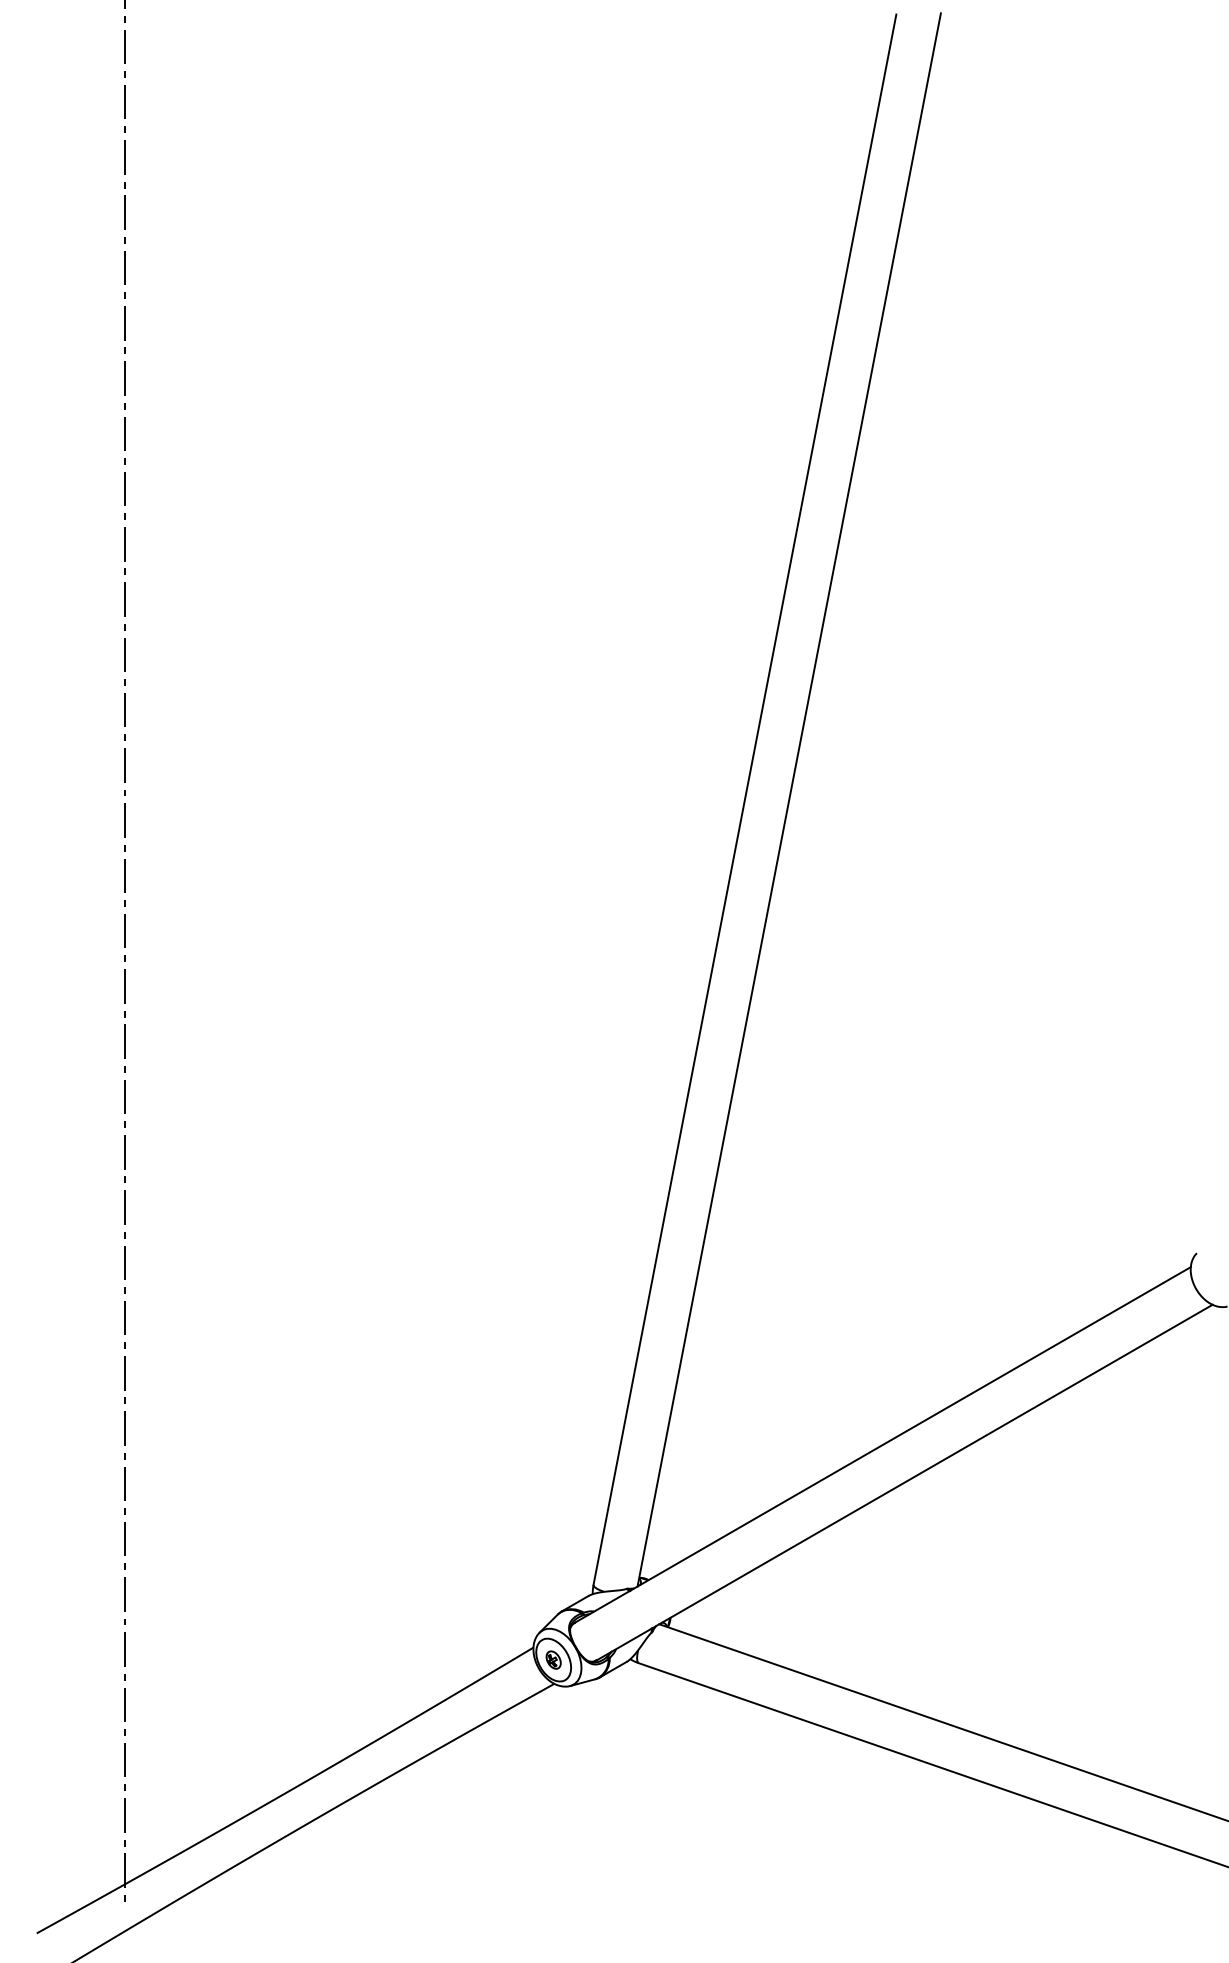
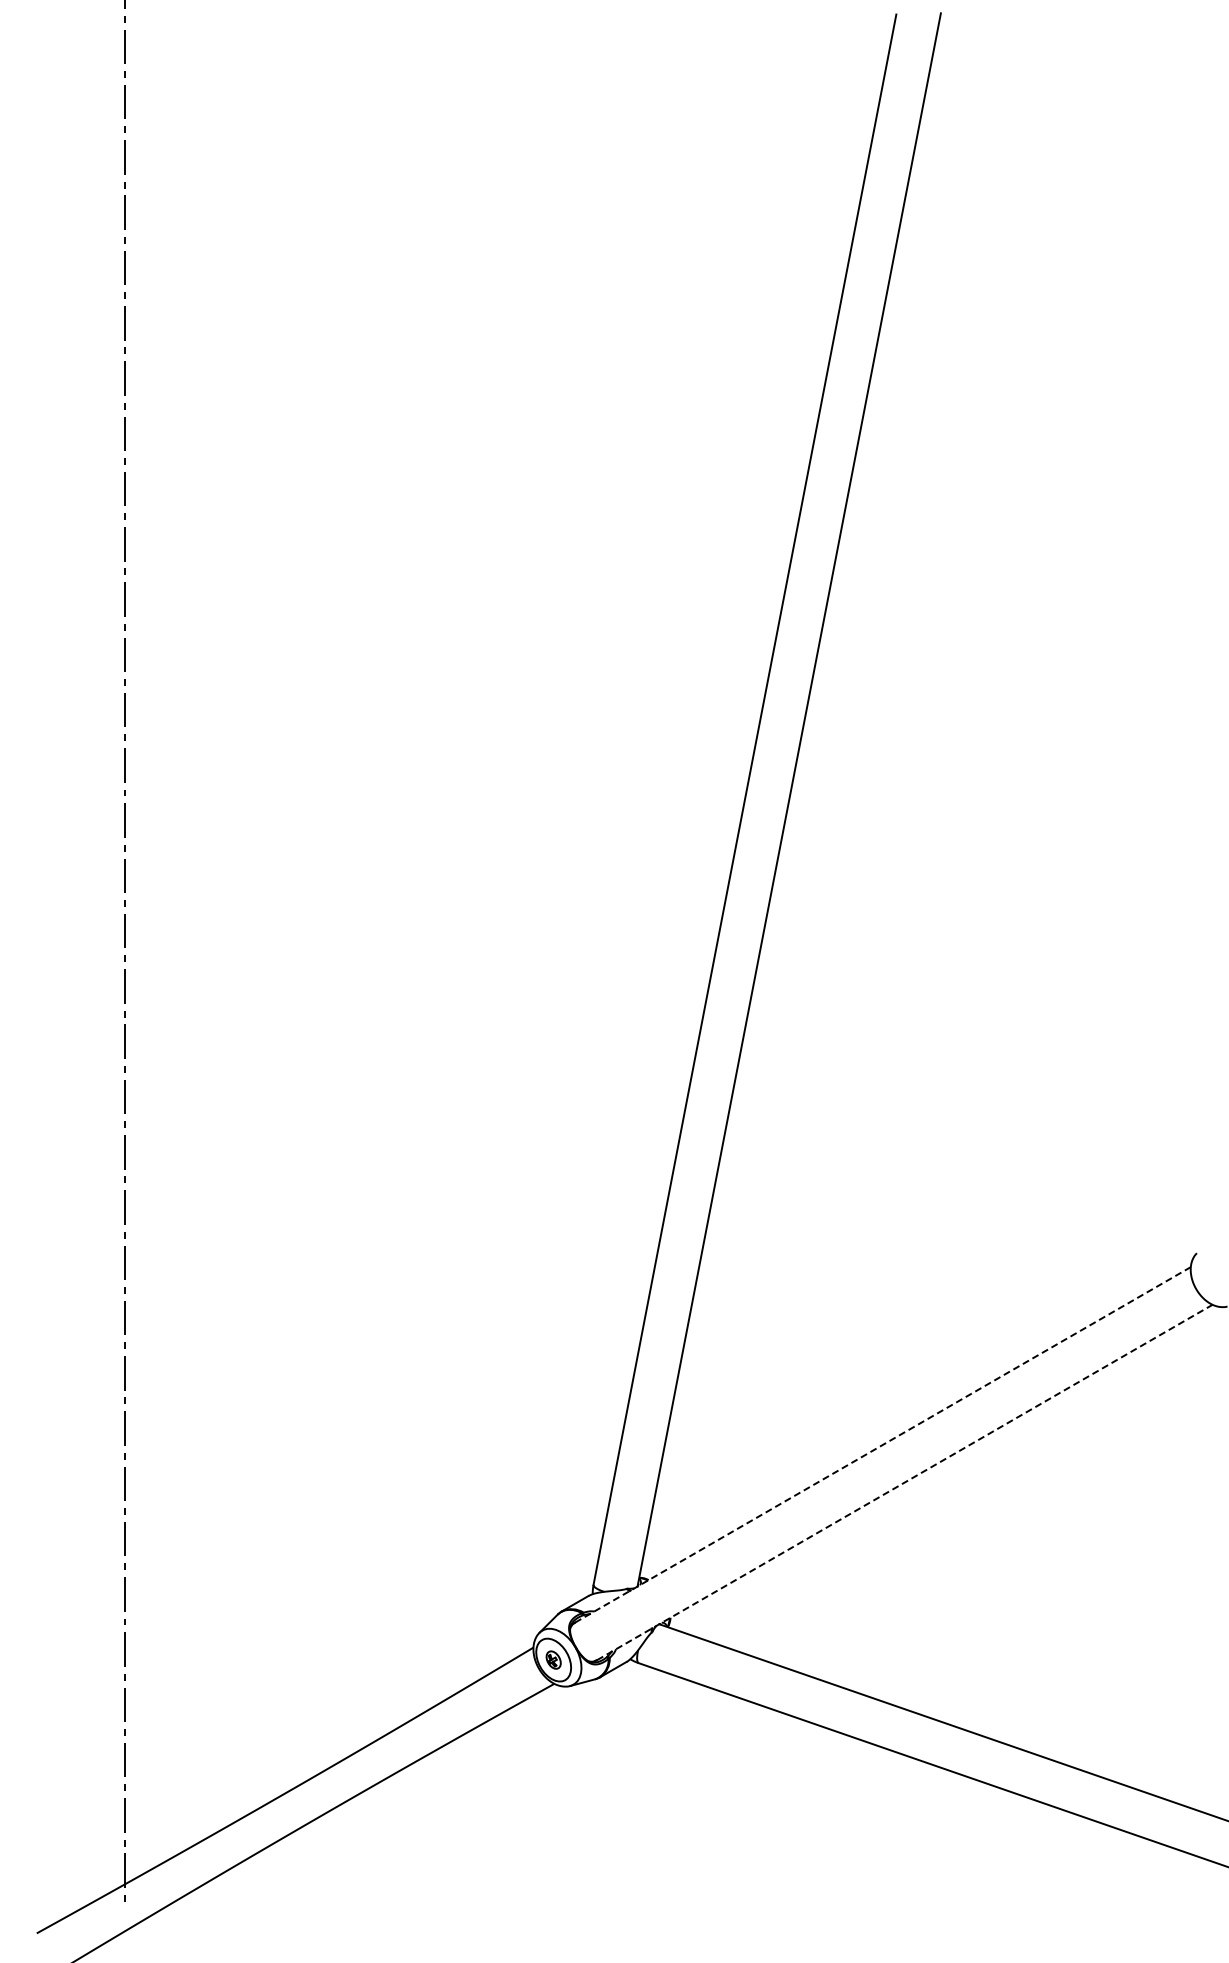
line: solid -> dashed (882, 1445)
line: solid -> dashed (905, 1482)
